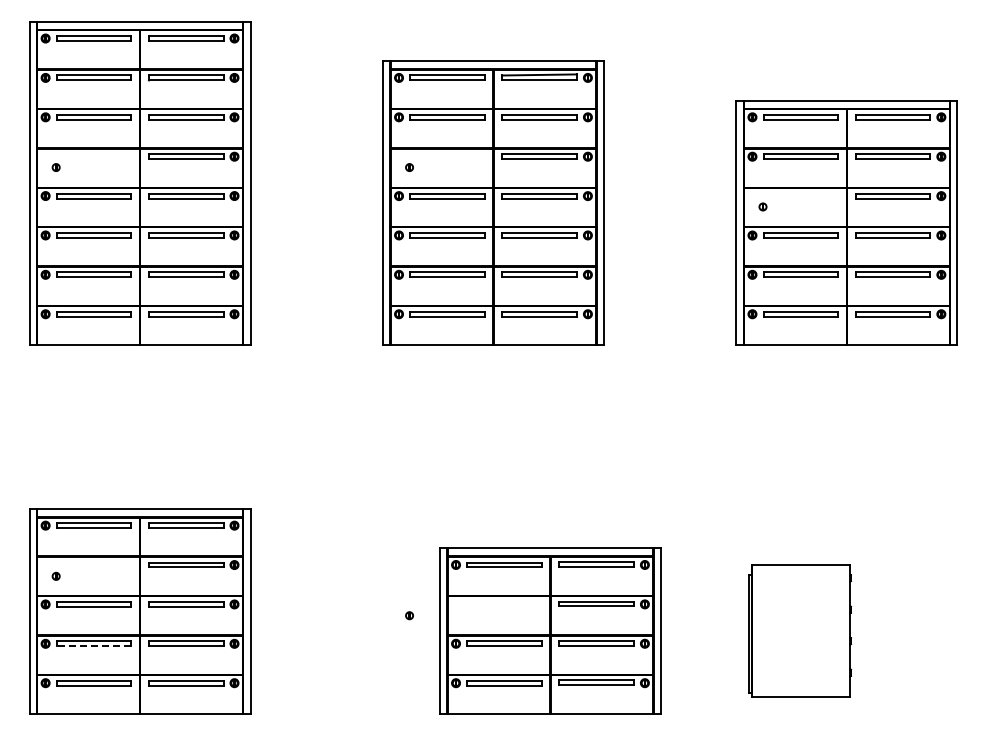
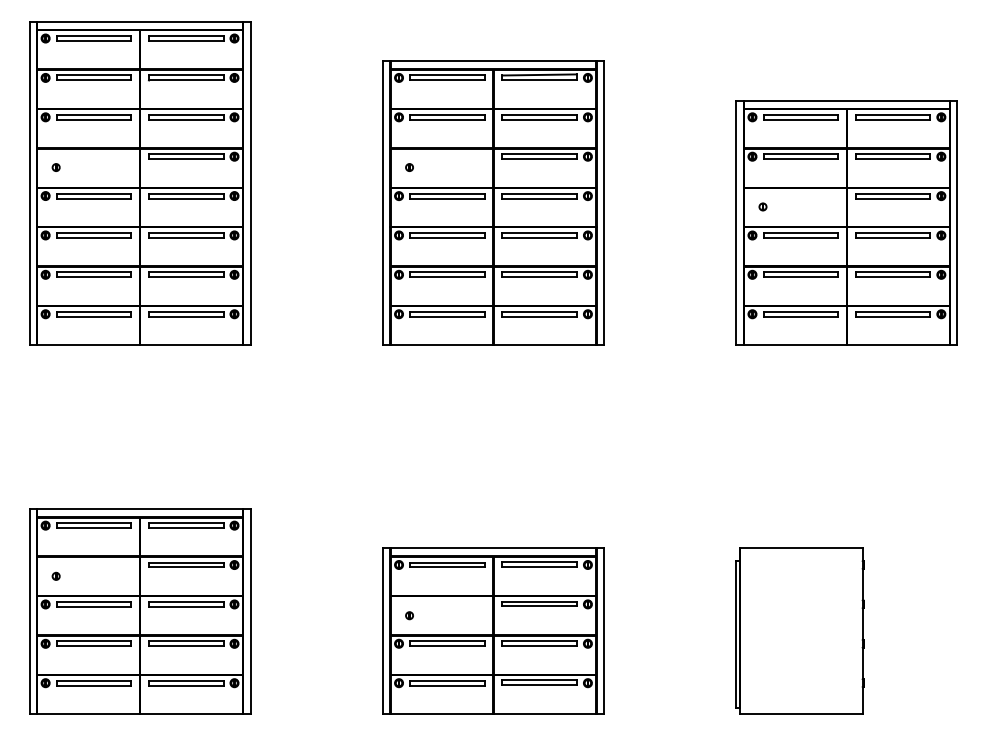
part position: (550, 630) -> (493, 630) (493, 630)
part size: 104x134 px -> 130x168 px (799, 630)
line: dashed -> solid (93, 646)
